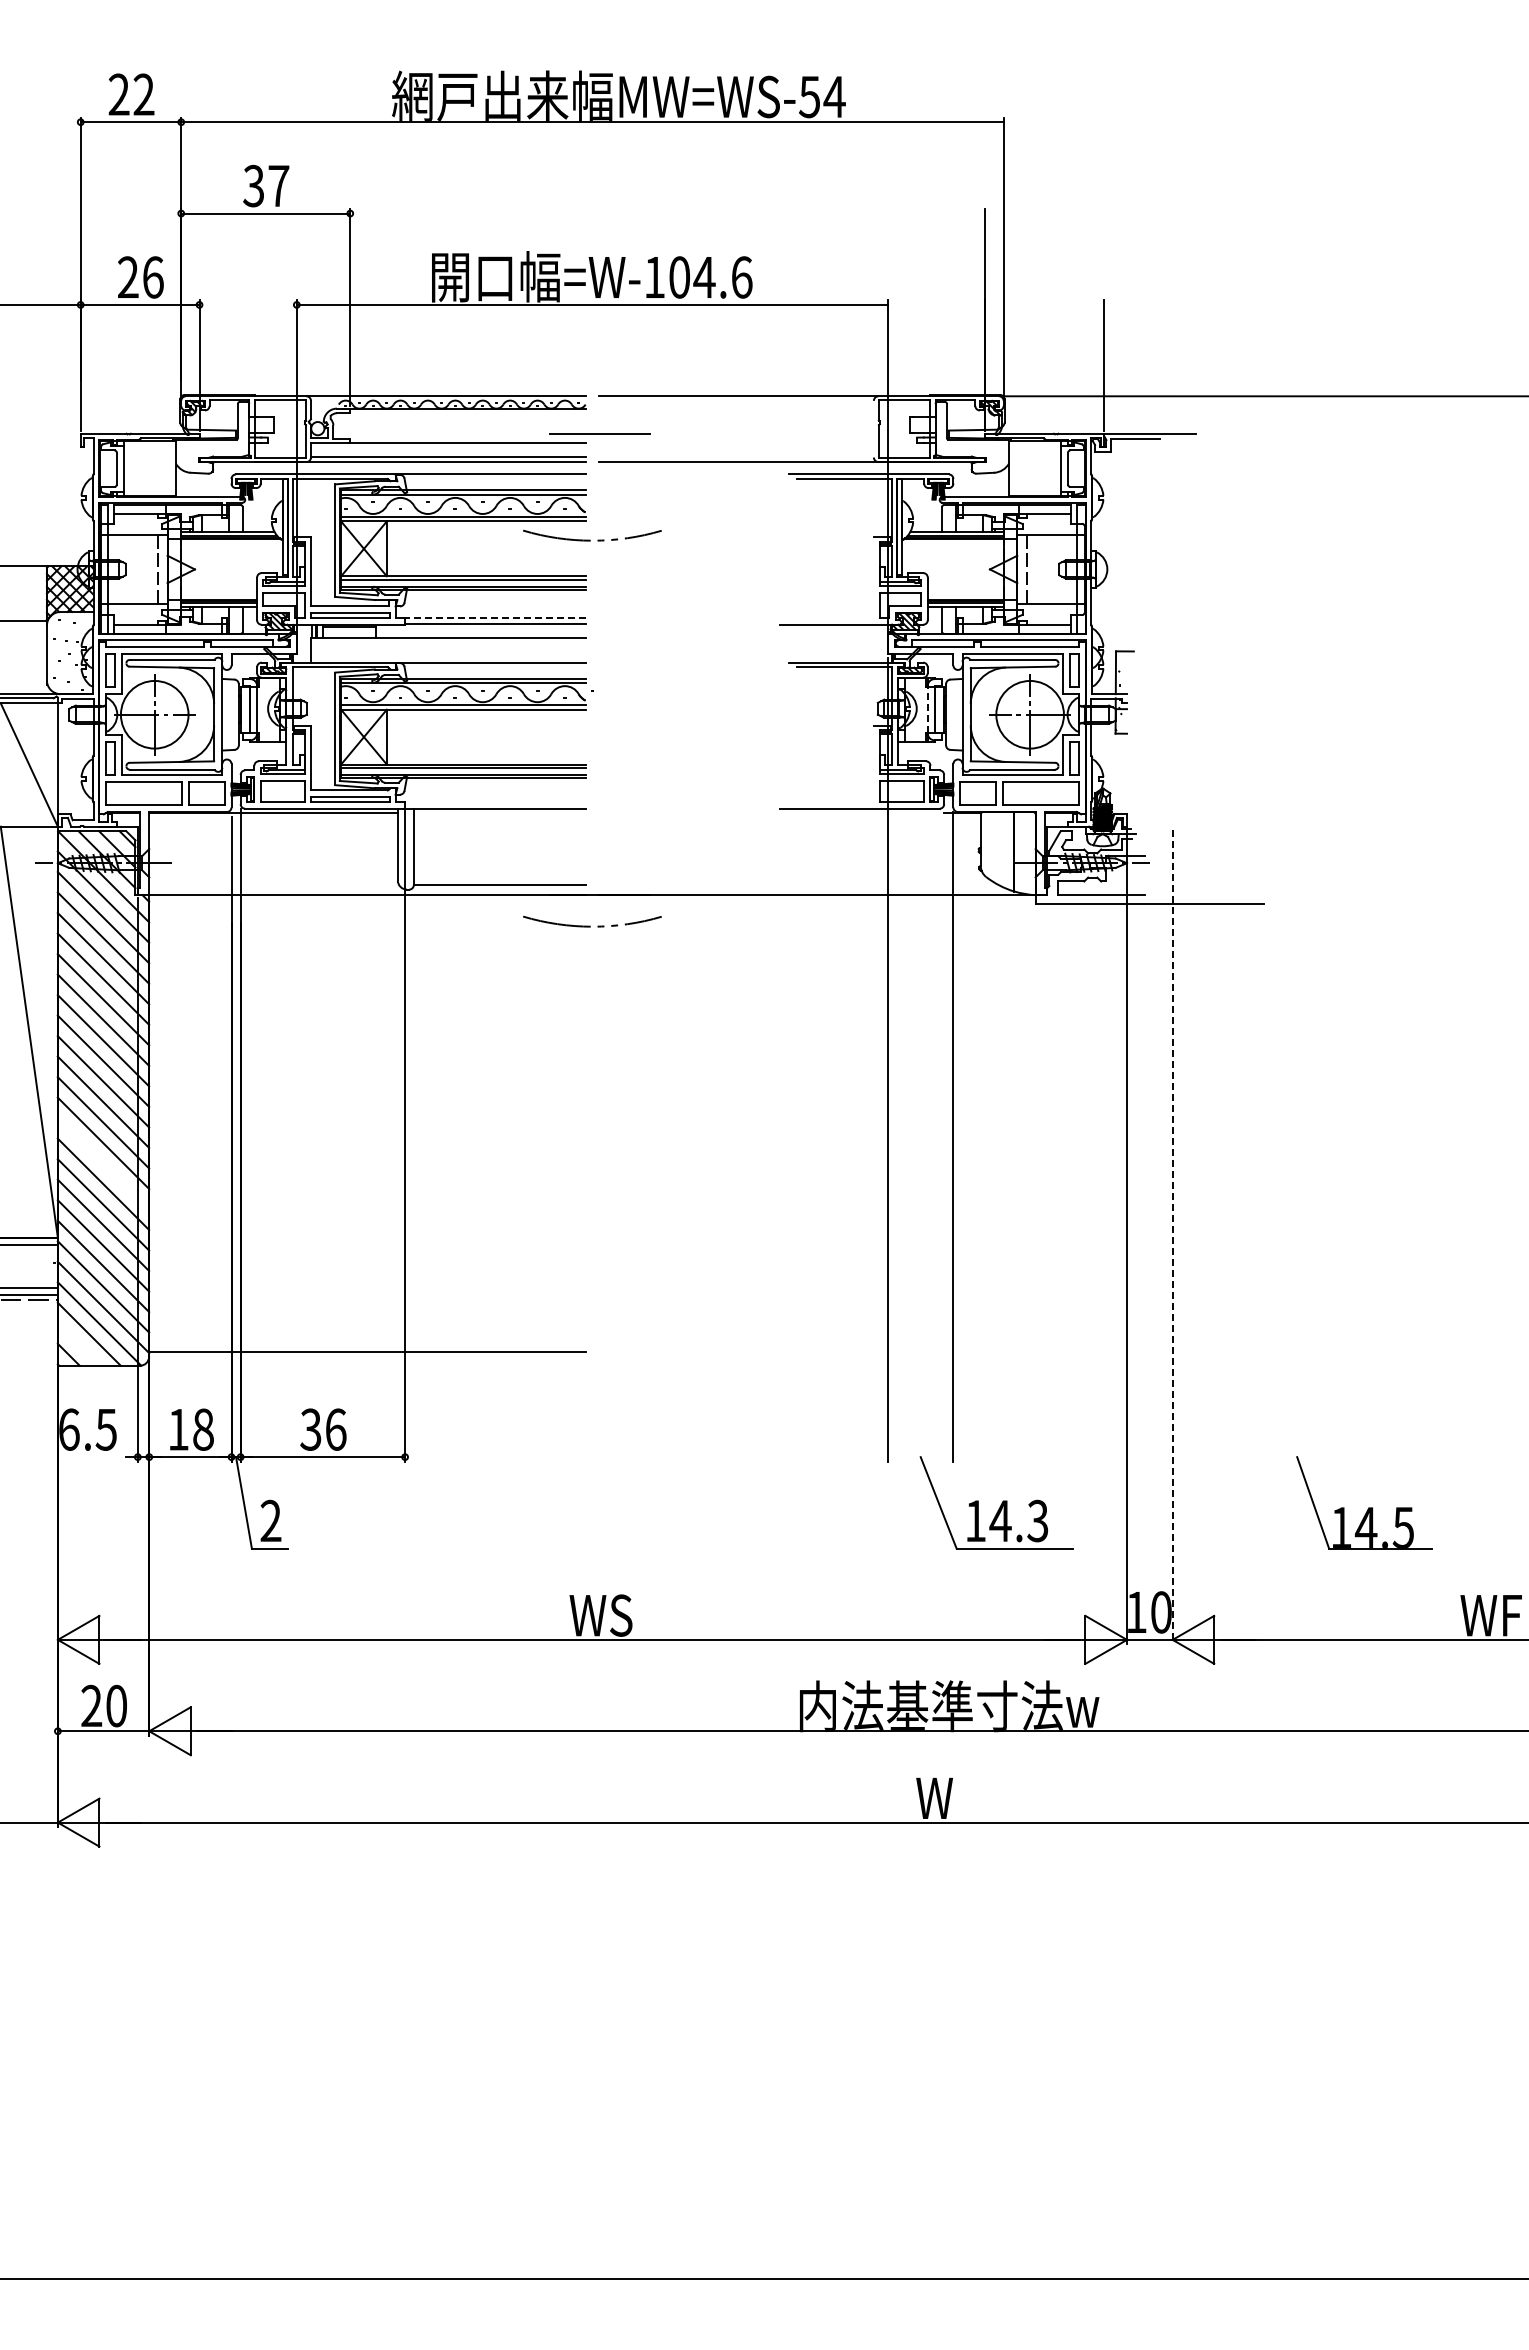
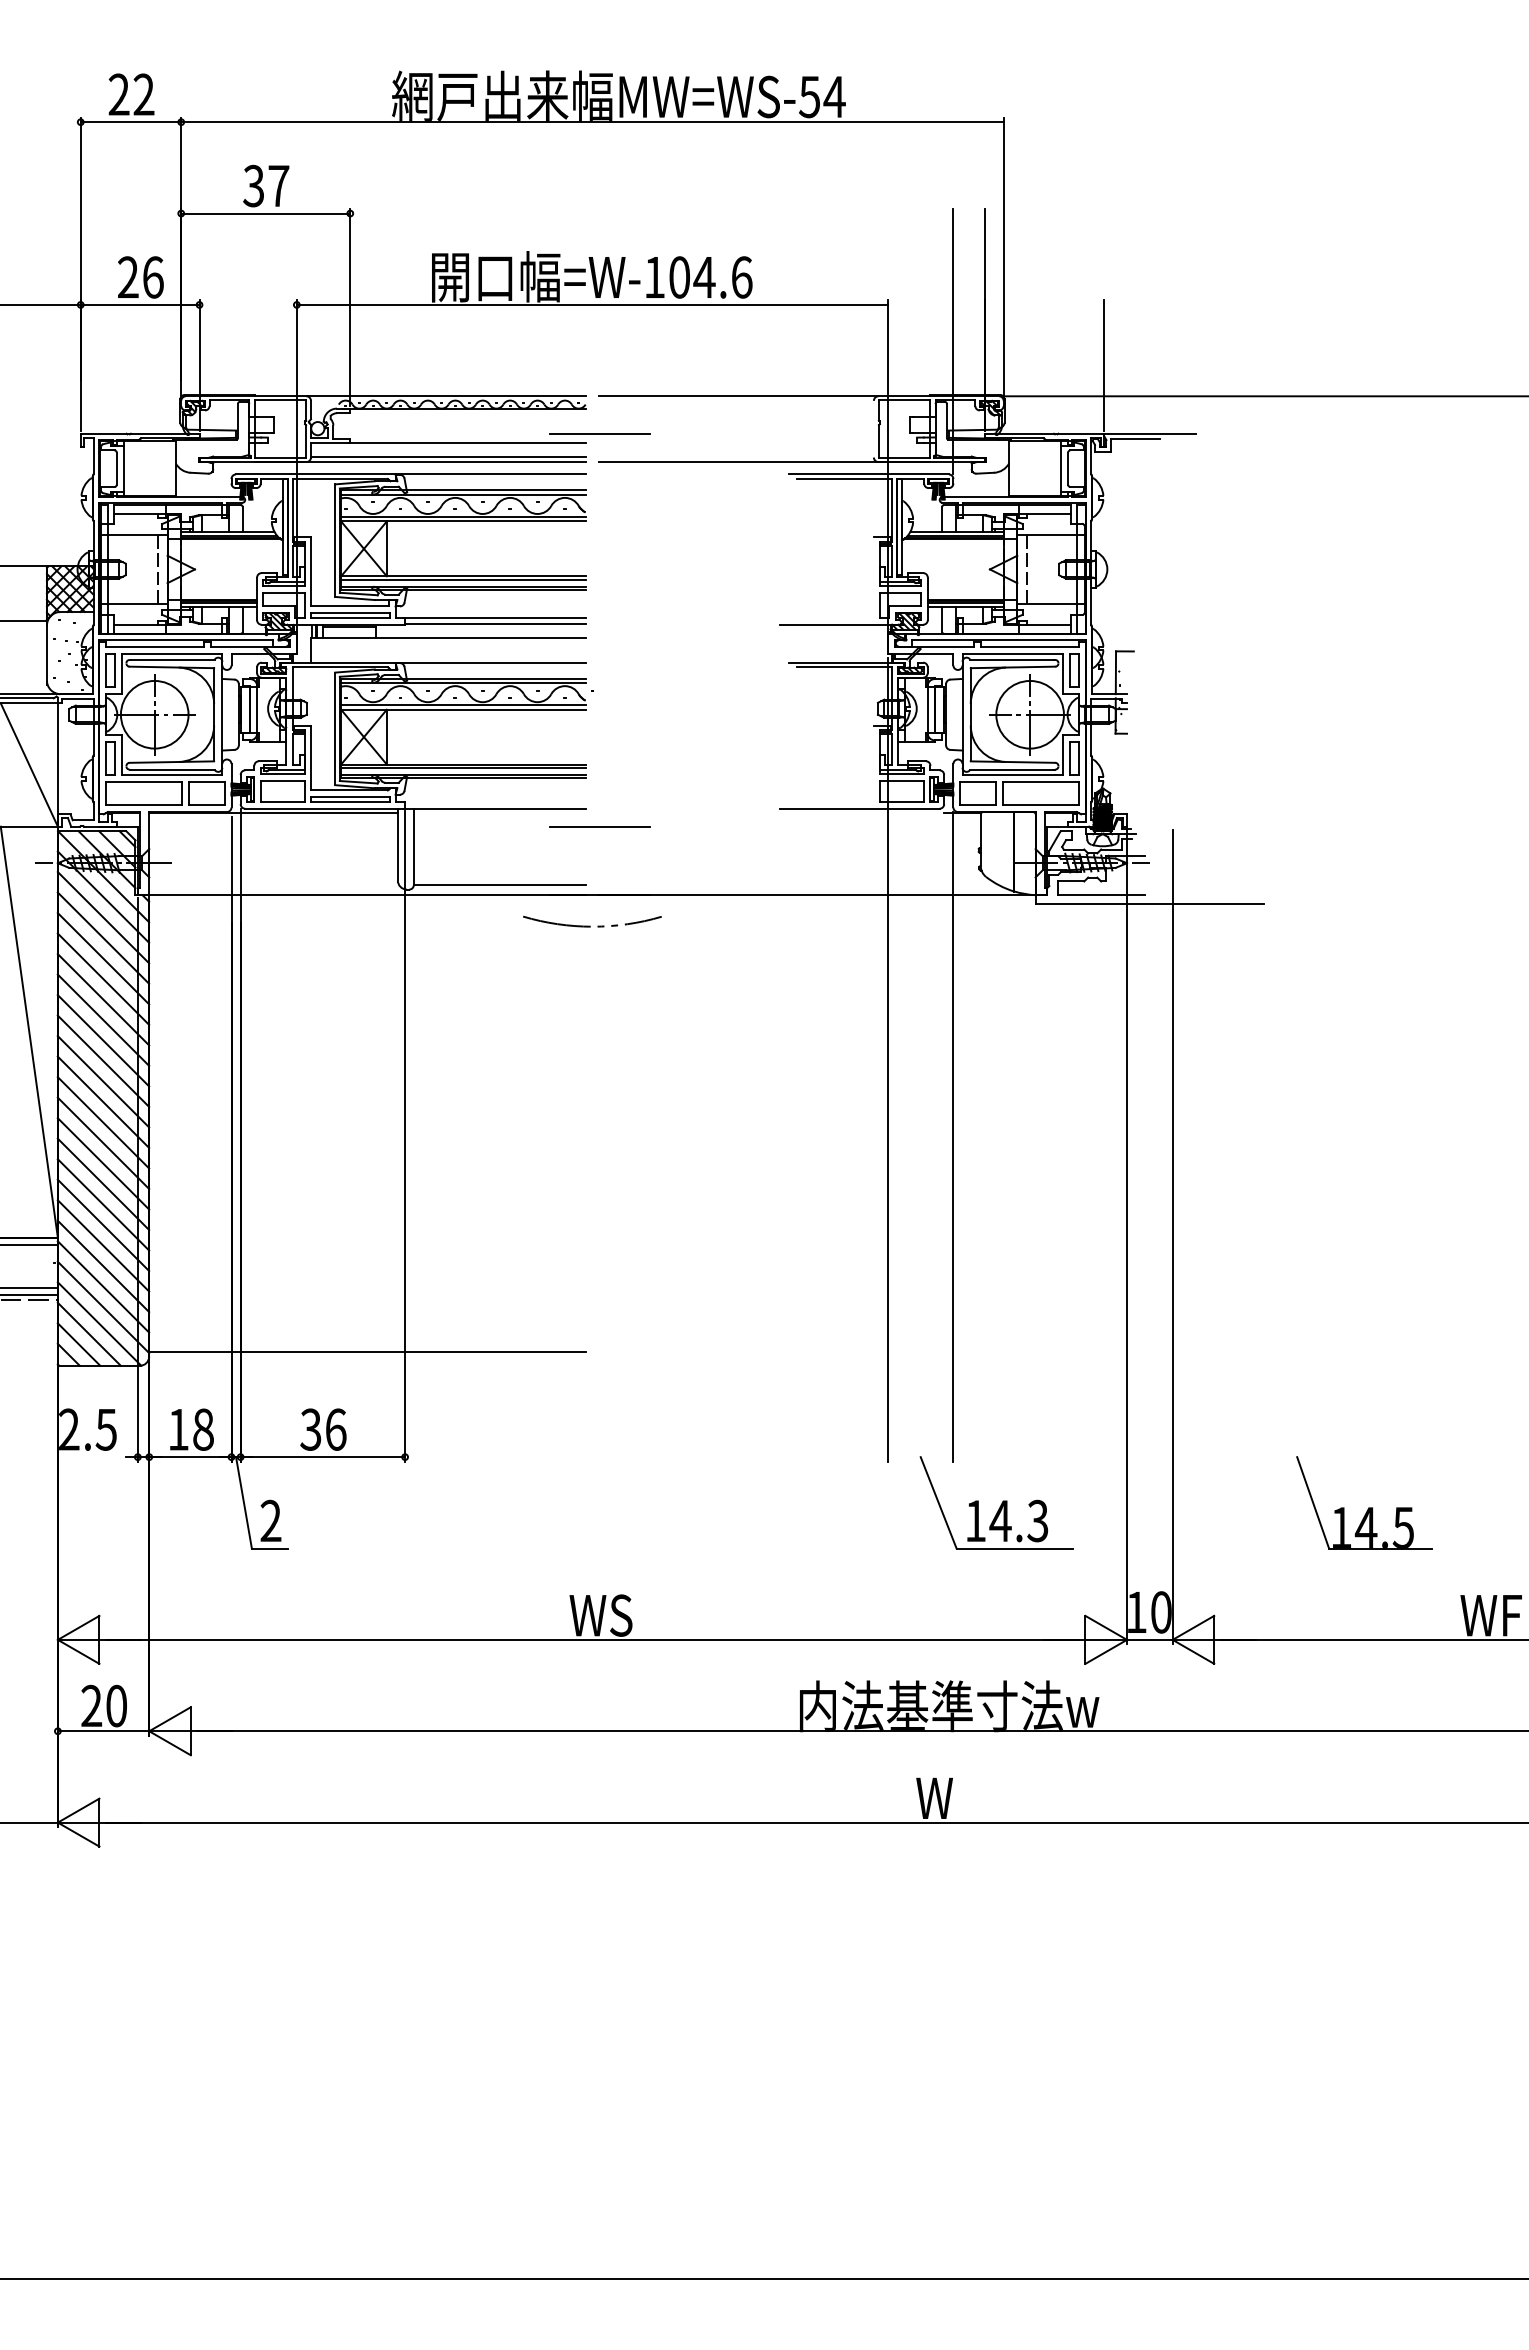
line: none -> present (953, 341)
arc: present -> none (590, 539)
line: dashed -> solid (494, 618)
line: dashed -> solid (927, 709)
line: none -> present (599, 826)
line: none -> present (103, 1163)
line: dashed -> solid (1172, 1237)
line: none -> present (78, 1344)
text: 6.5 -> 2.5 (69, 1429)
